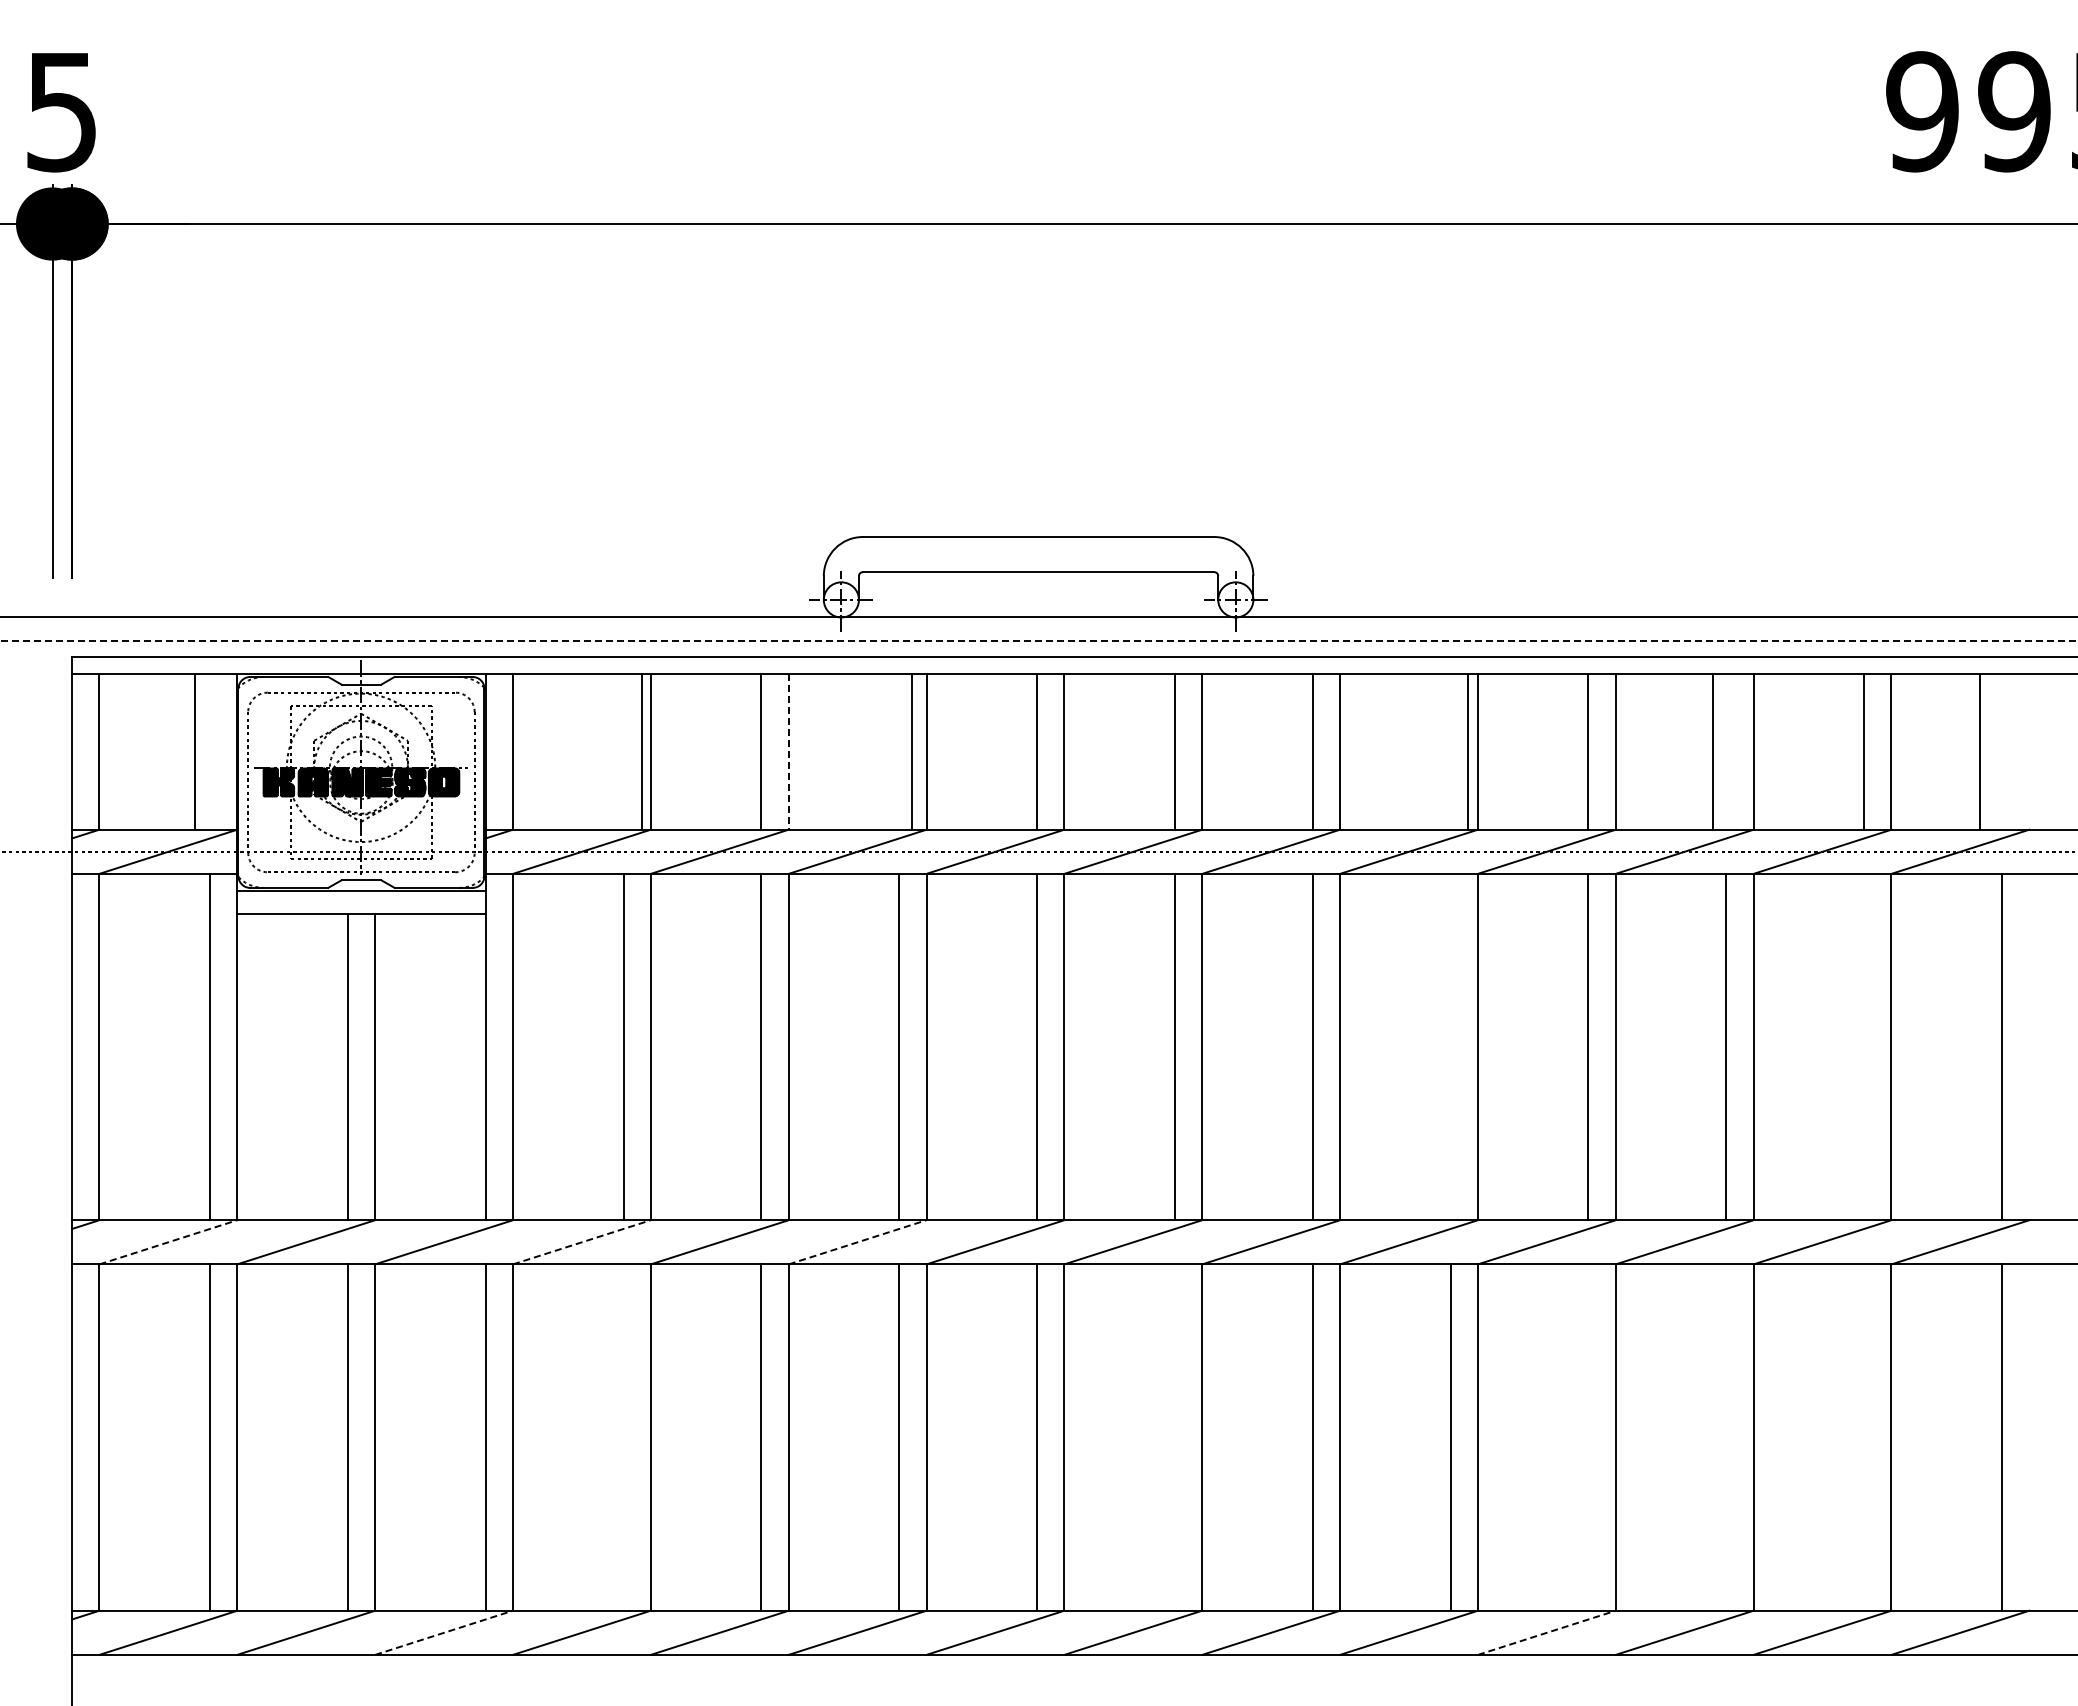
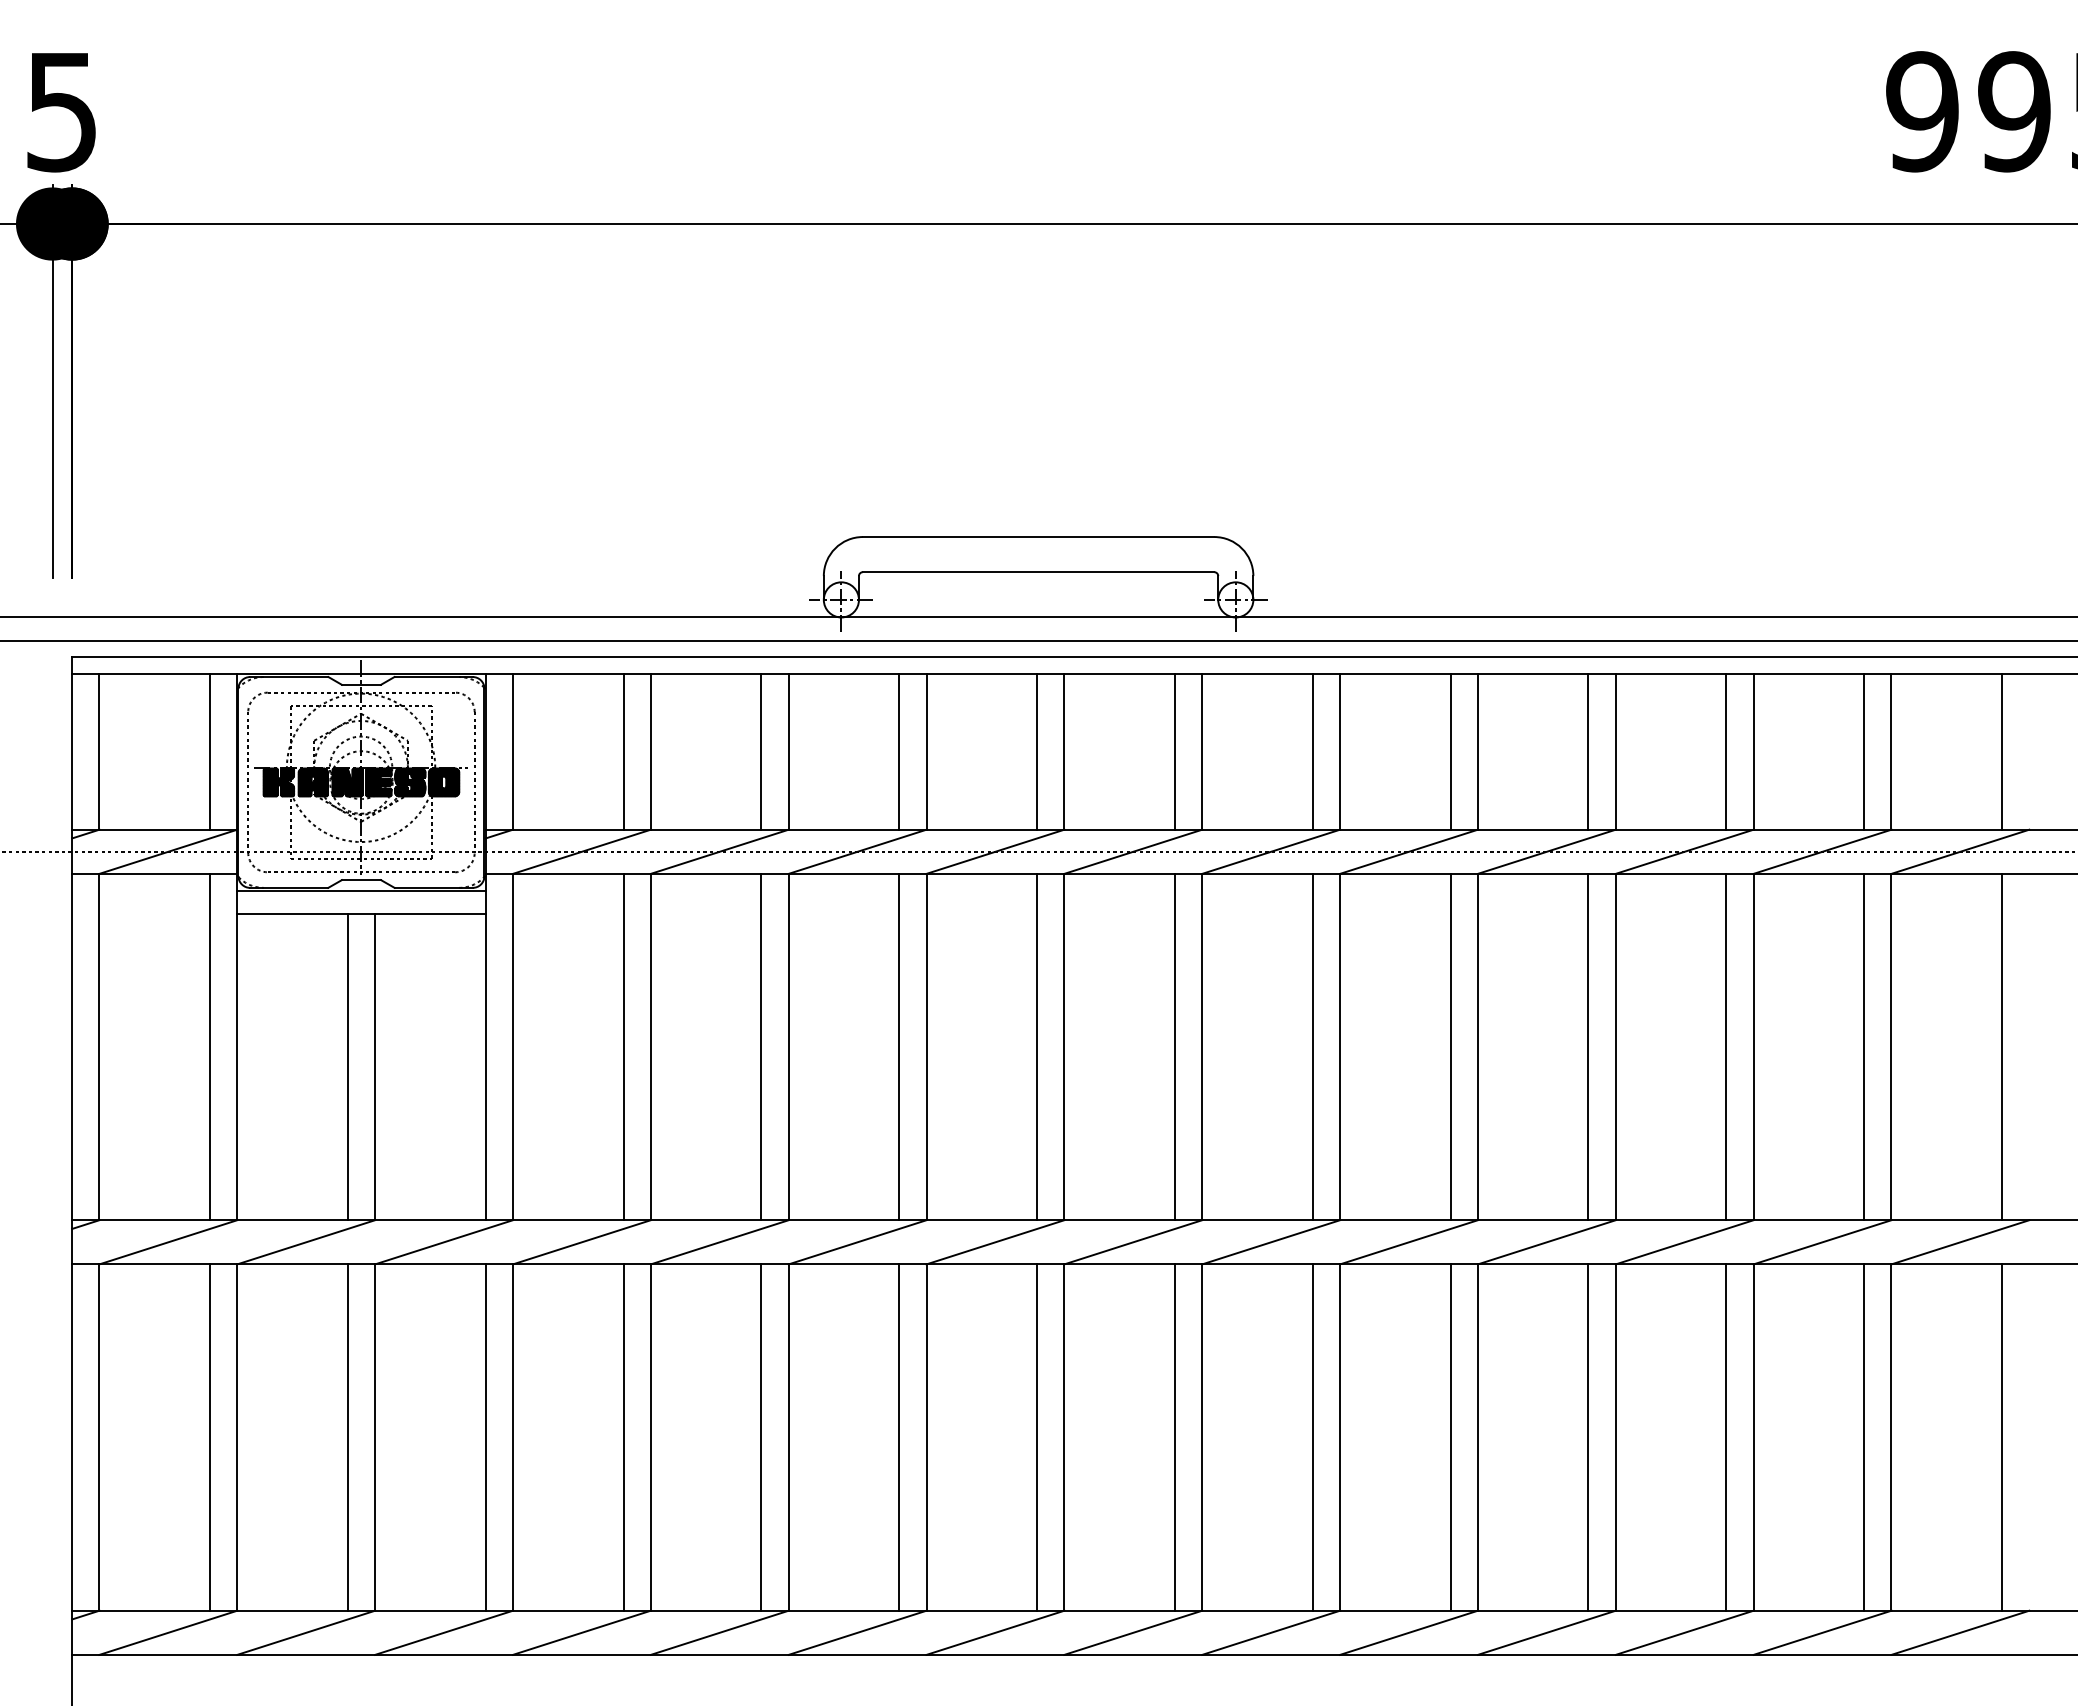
line: dashed -> solid (1038, 640)
line position: (194, 751) -> (209, 751) (209, 751)
line position: (641, 751) -> (623, 751) (623, 751)
line: dashed -> solid (788, 751)
line position: (912, 751) -> (899, 751) (899, 751)
line position: (1467, 751) -> (1450, 751) (1450, 751)
line position: (1713, 751) -> (1726, 751) (1726, 751)
line position: (1979, 751) -> (2001, 751) (2001, 751)
line: none -> present (1450, 1046)
line: none -> present (1864, 1046)
line: dashed -> solid (168, 1242)
line: dashed -> solid (582, 1242)
line: dashed -> solid (858, 1242)
line: none -> present (623, 1437)
line: none -> present (1174, 1437)
line: none -> present (1588, 1437)
line: none -> present (1726, 1437)
line: none -> present (1864, 1437)
line: dashed -> solid (444, 1632)
line: dashed -> solid (1547, 1632)
